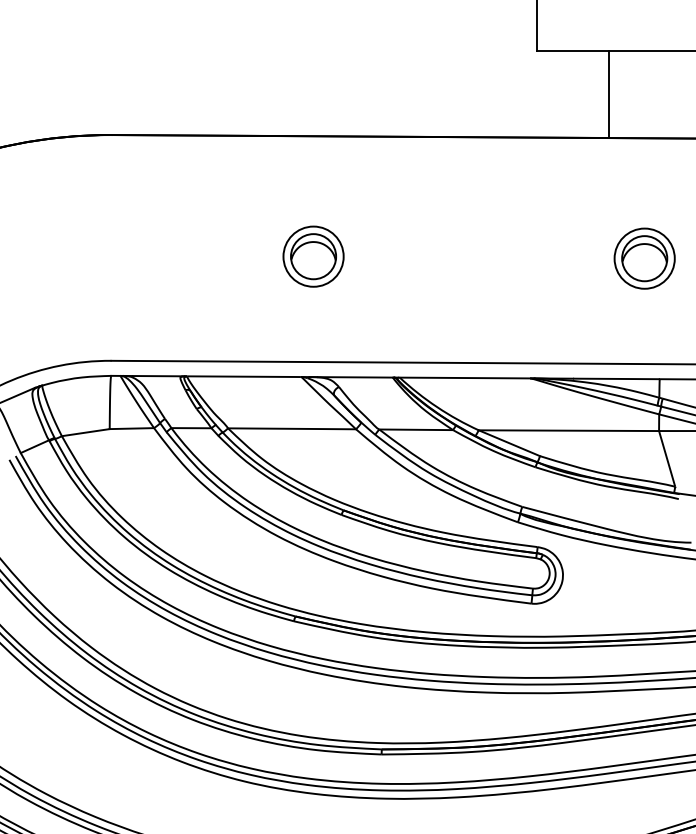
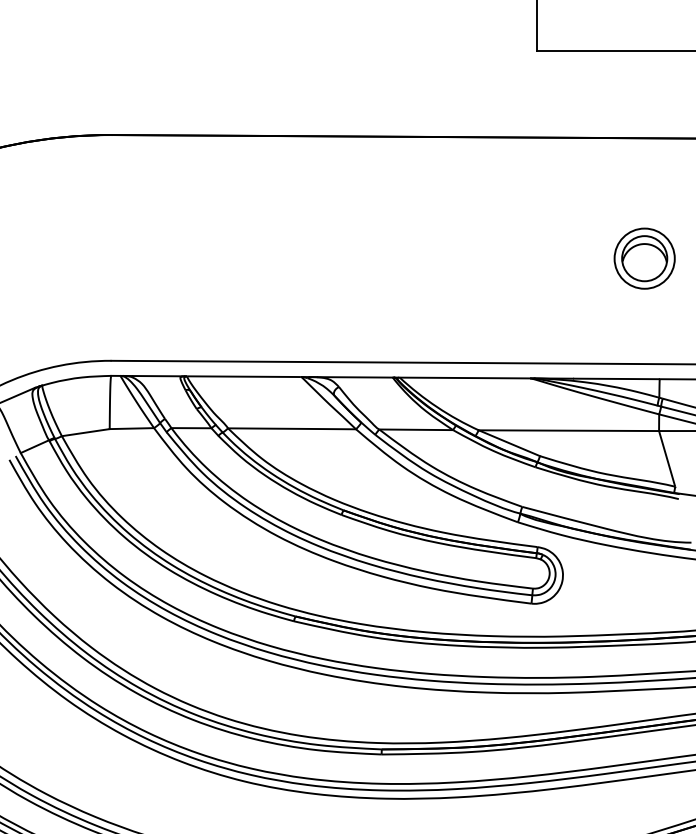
line: present -> none (608, 94)
part: present -> none (313, 256)
